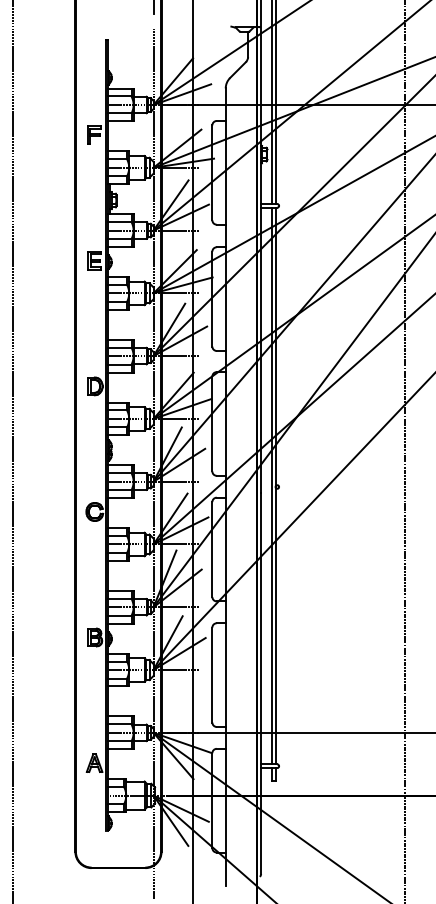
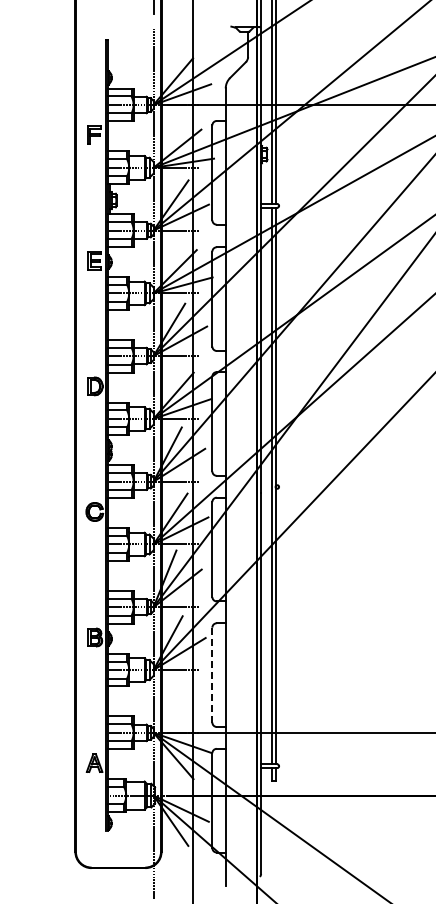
line: present -> none (13, 451)
line: present -> none (404, 451)
line: solid -> dashed (212, 675)
